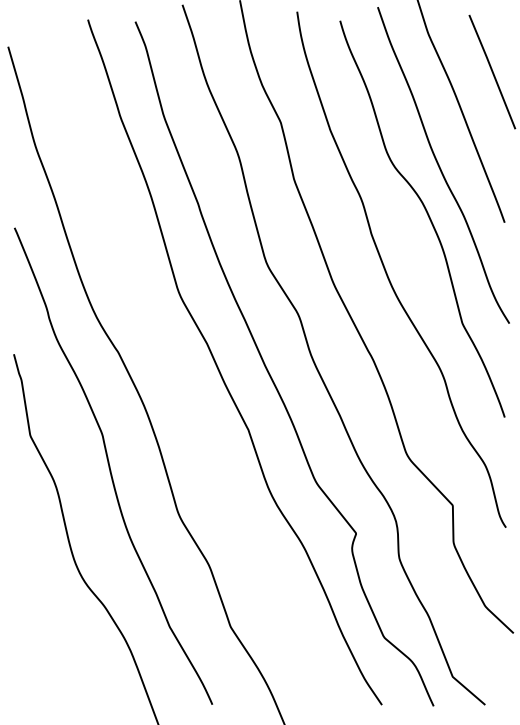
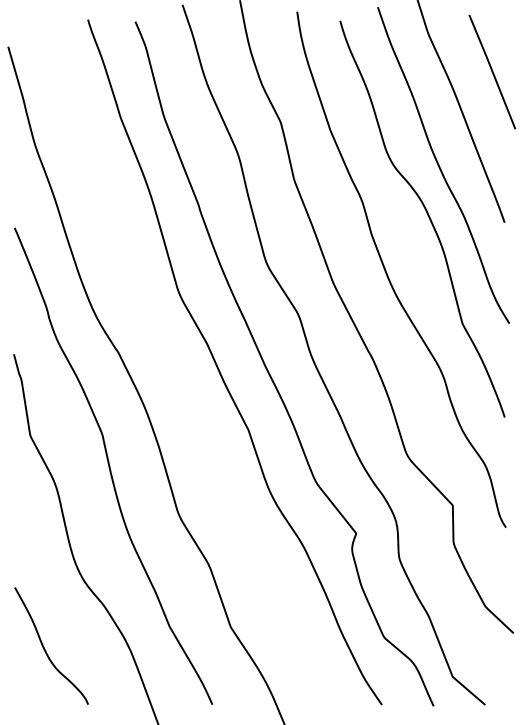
curve: none -> present (44, 646)
